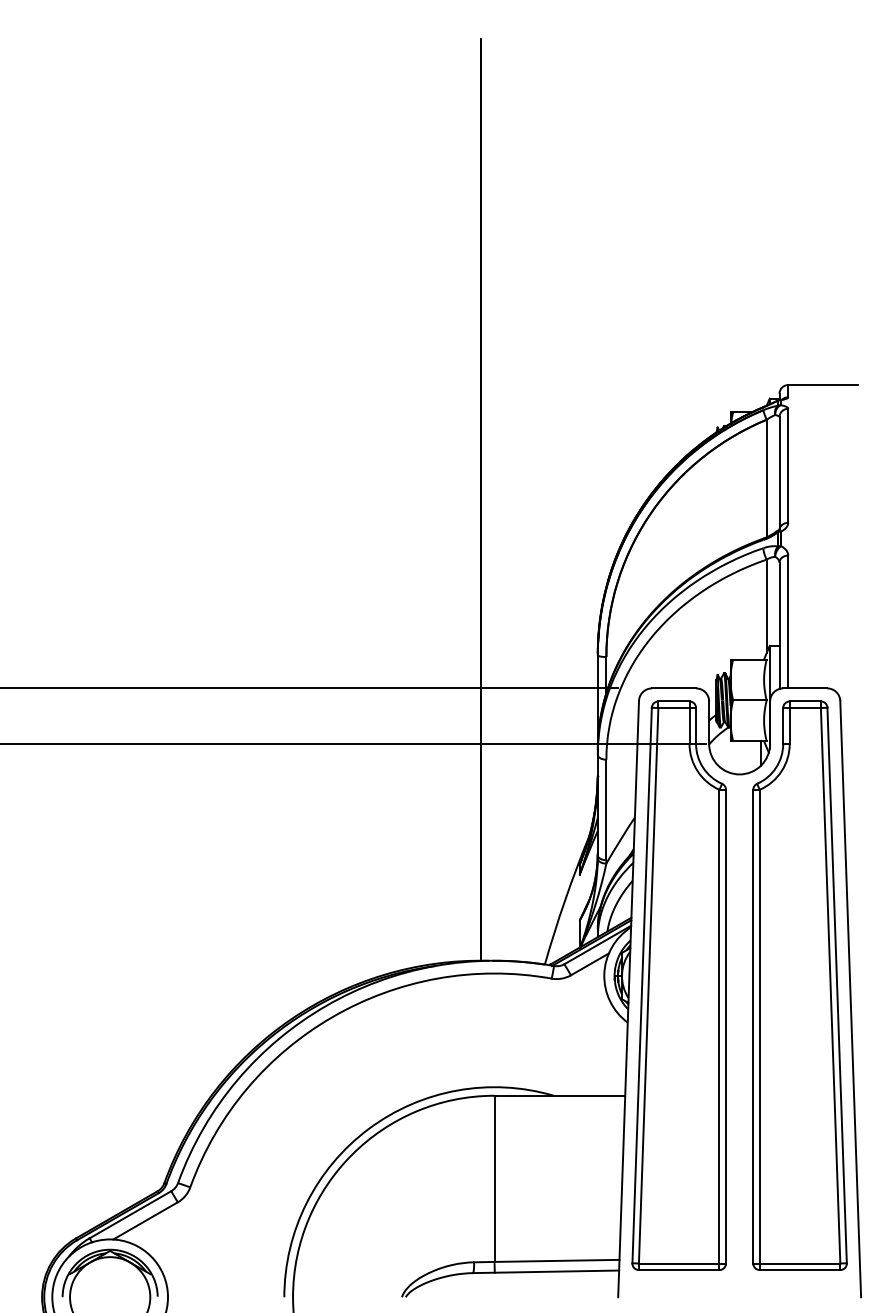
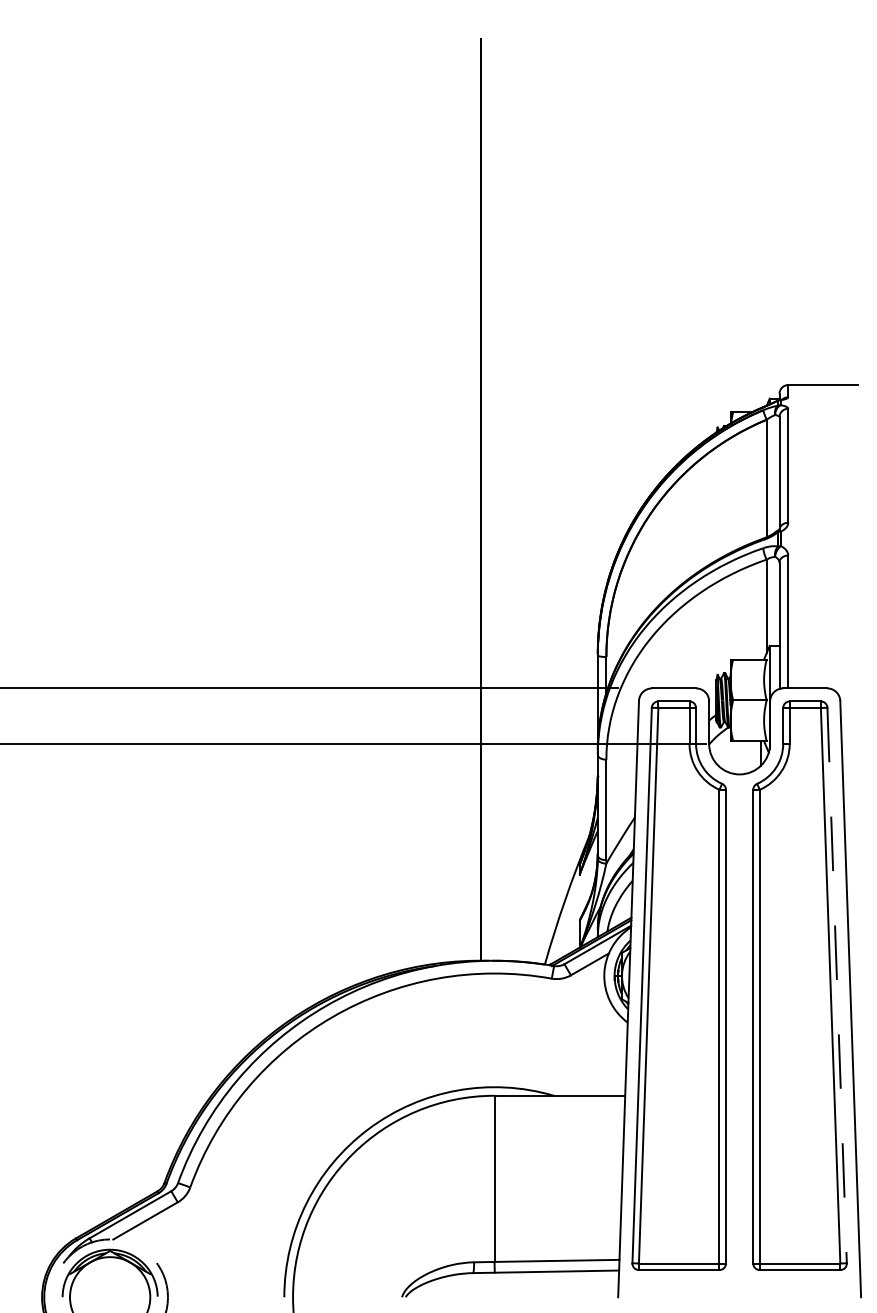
line: solid -> dashed (837, 985)
circle: solid -> dashed (110, 1275)
